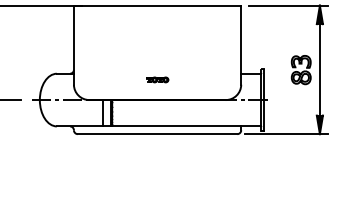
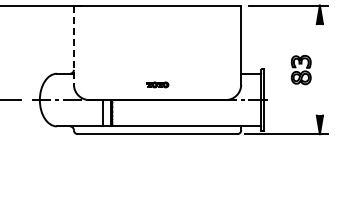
line: solid -> dashed (73, 45)
line: present -> none (319, 69)
part position: (157, 79) -> (157, 84) (157, 84)
